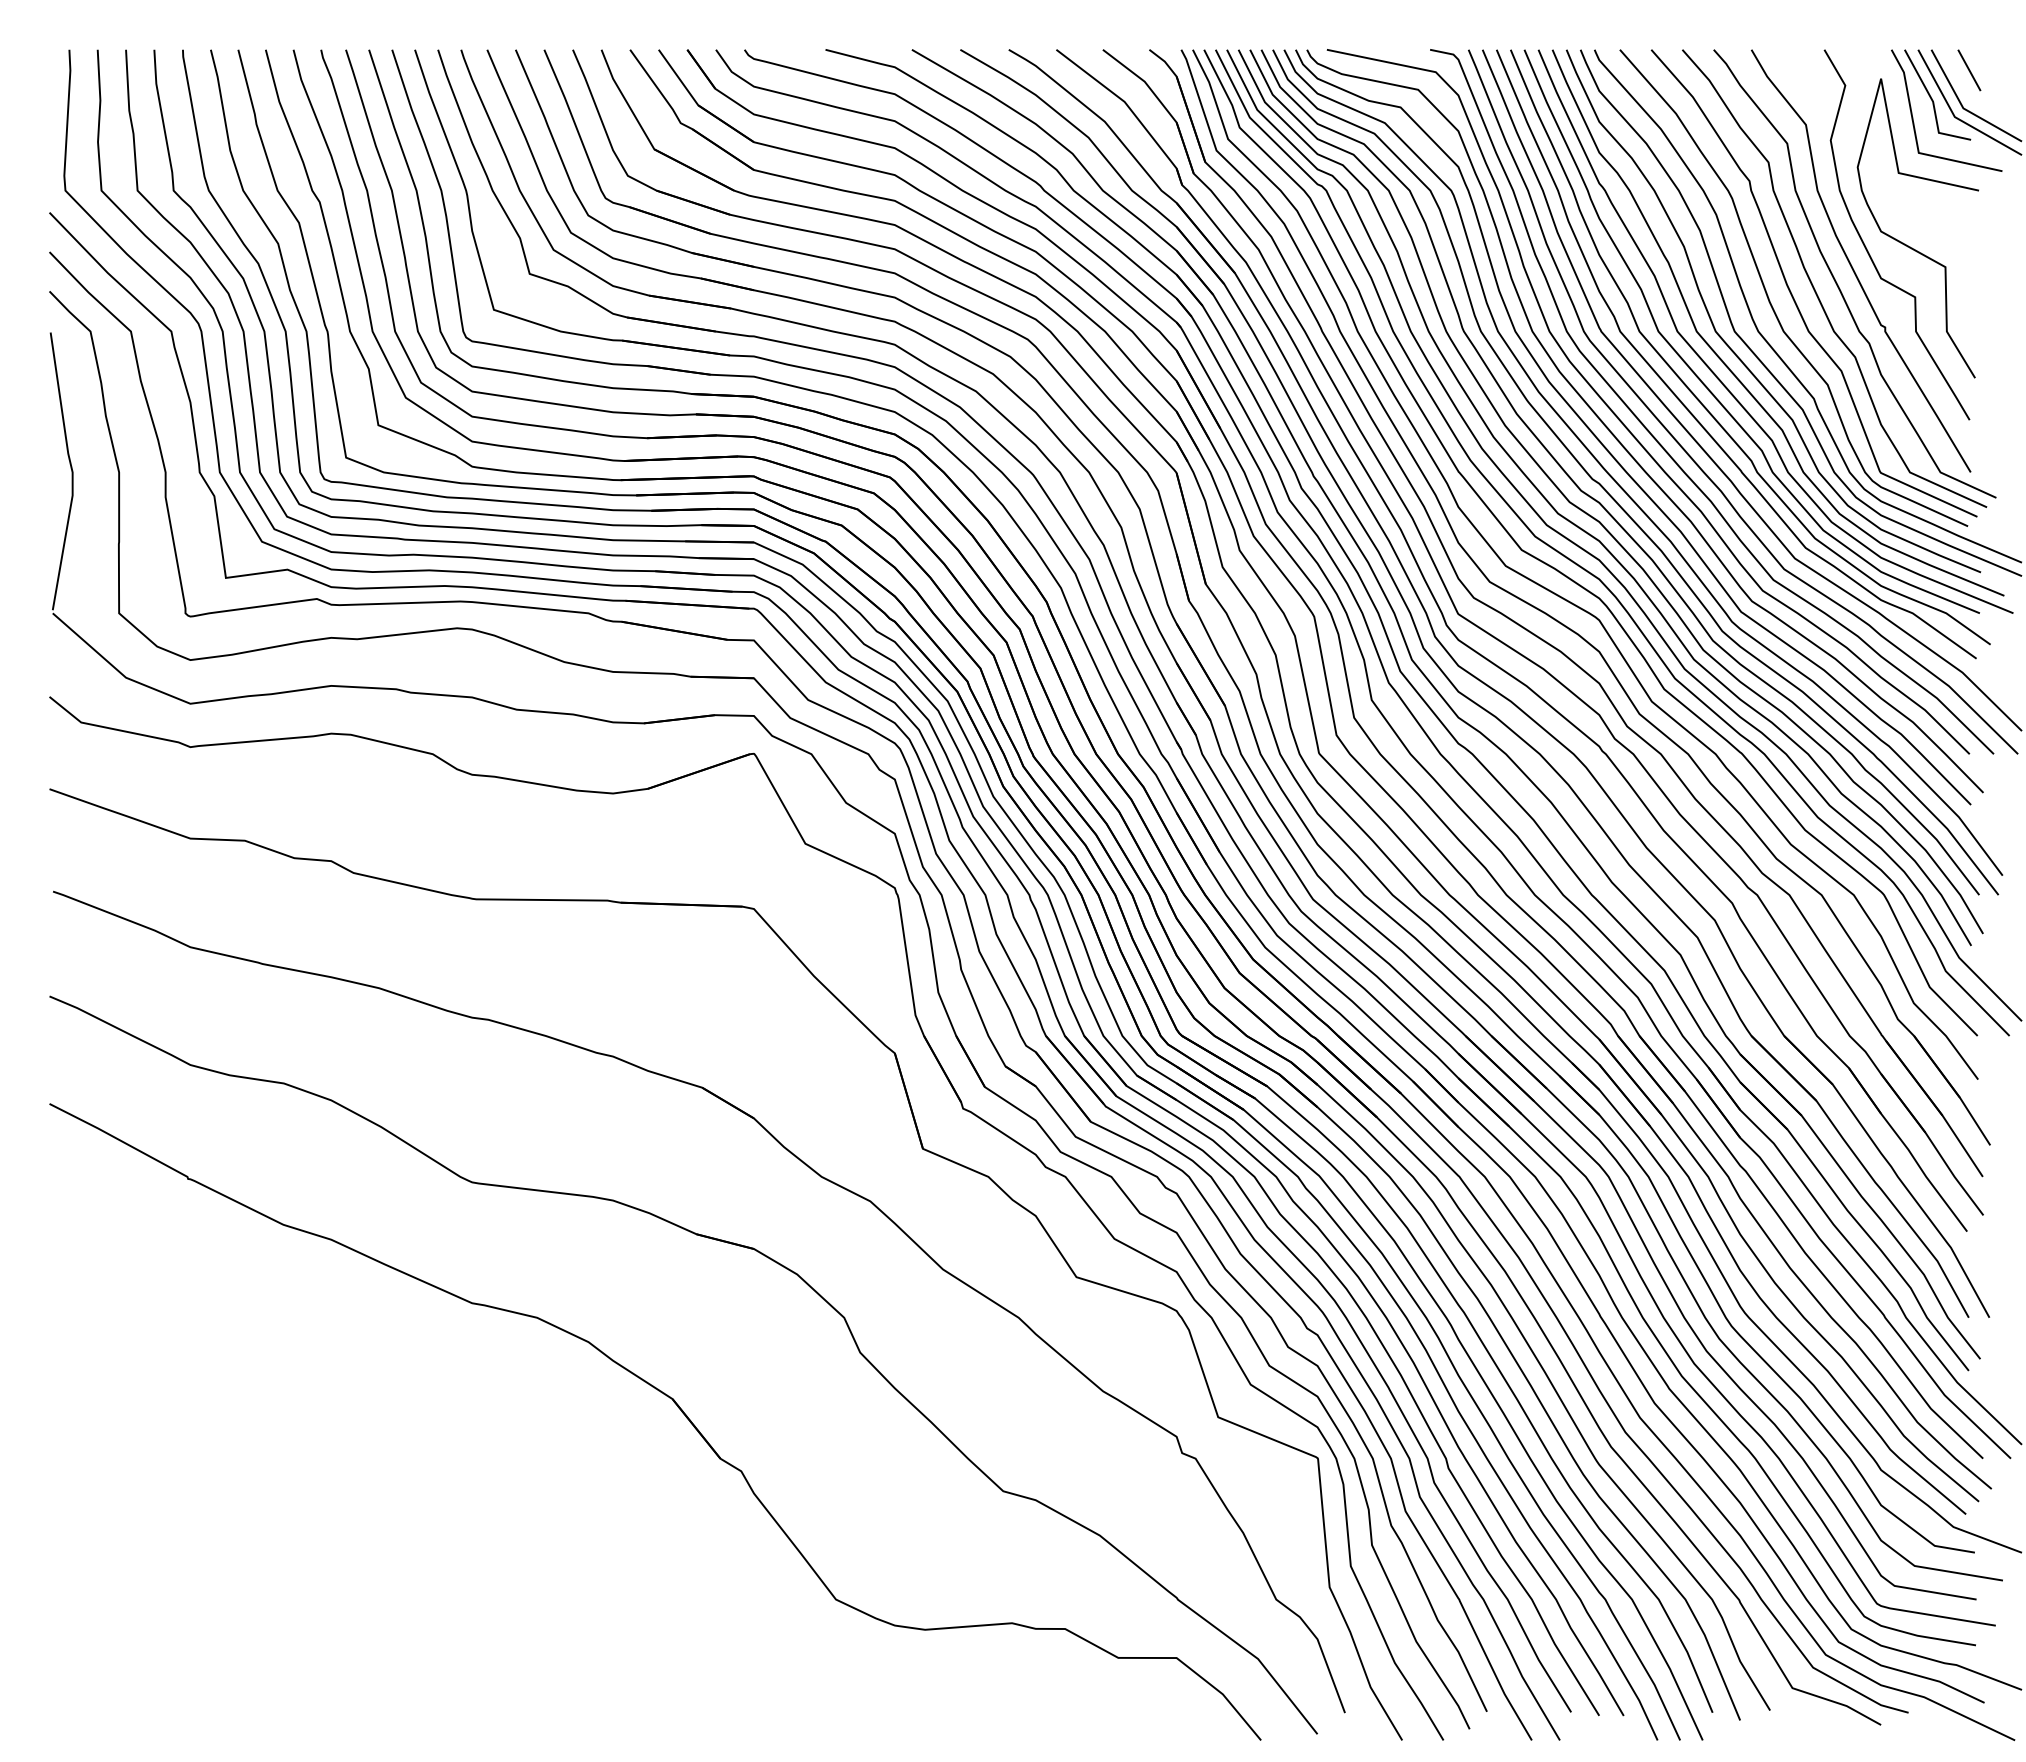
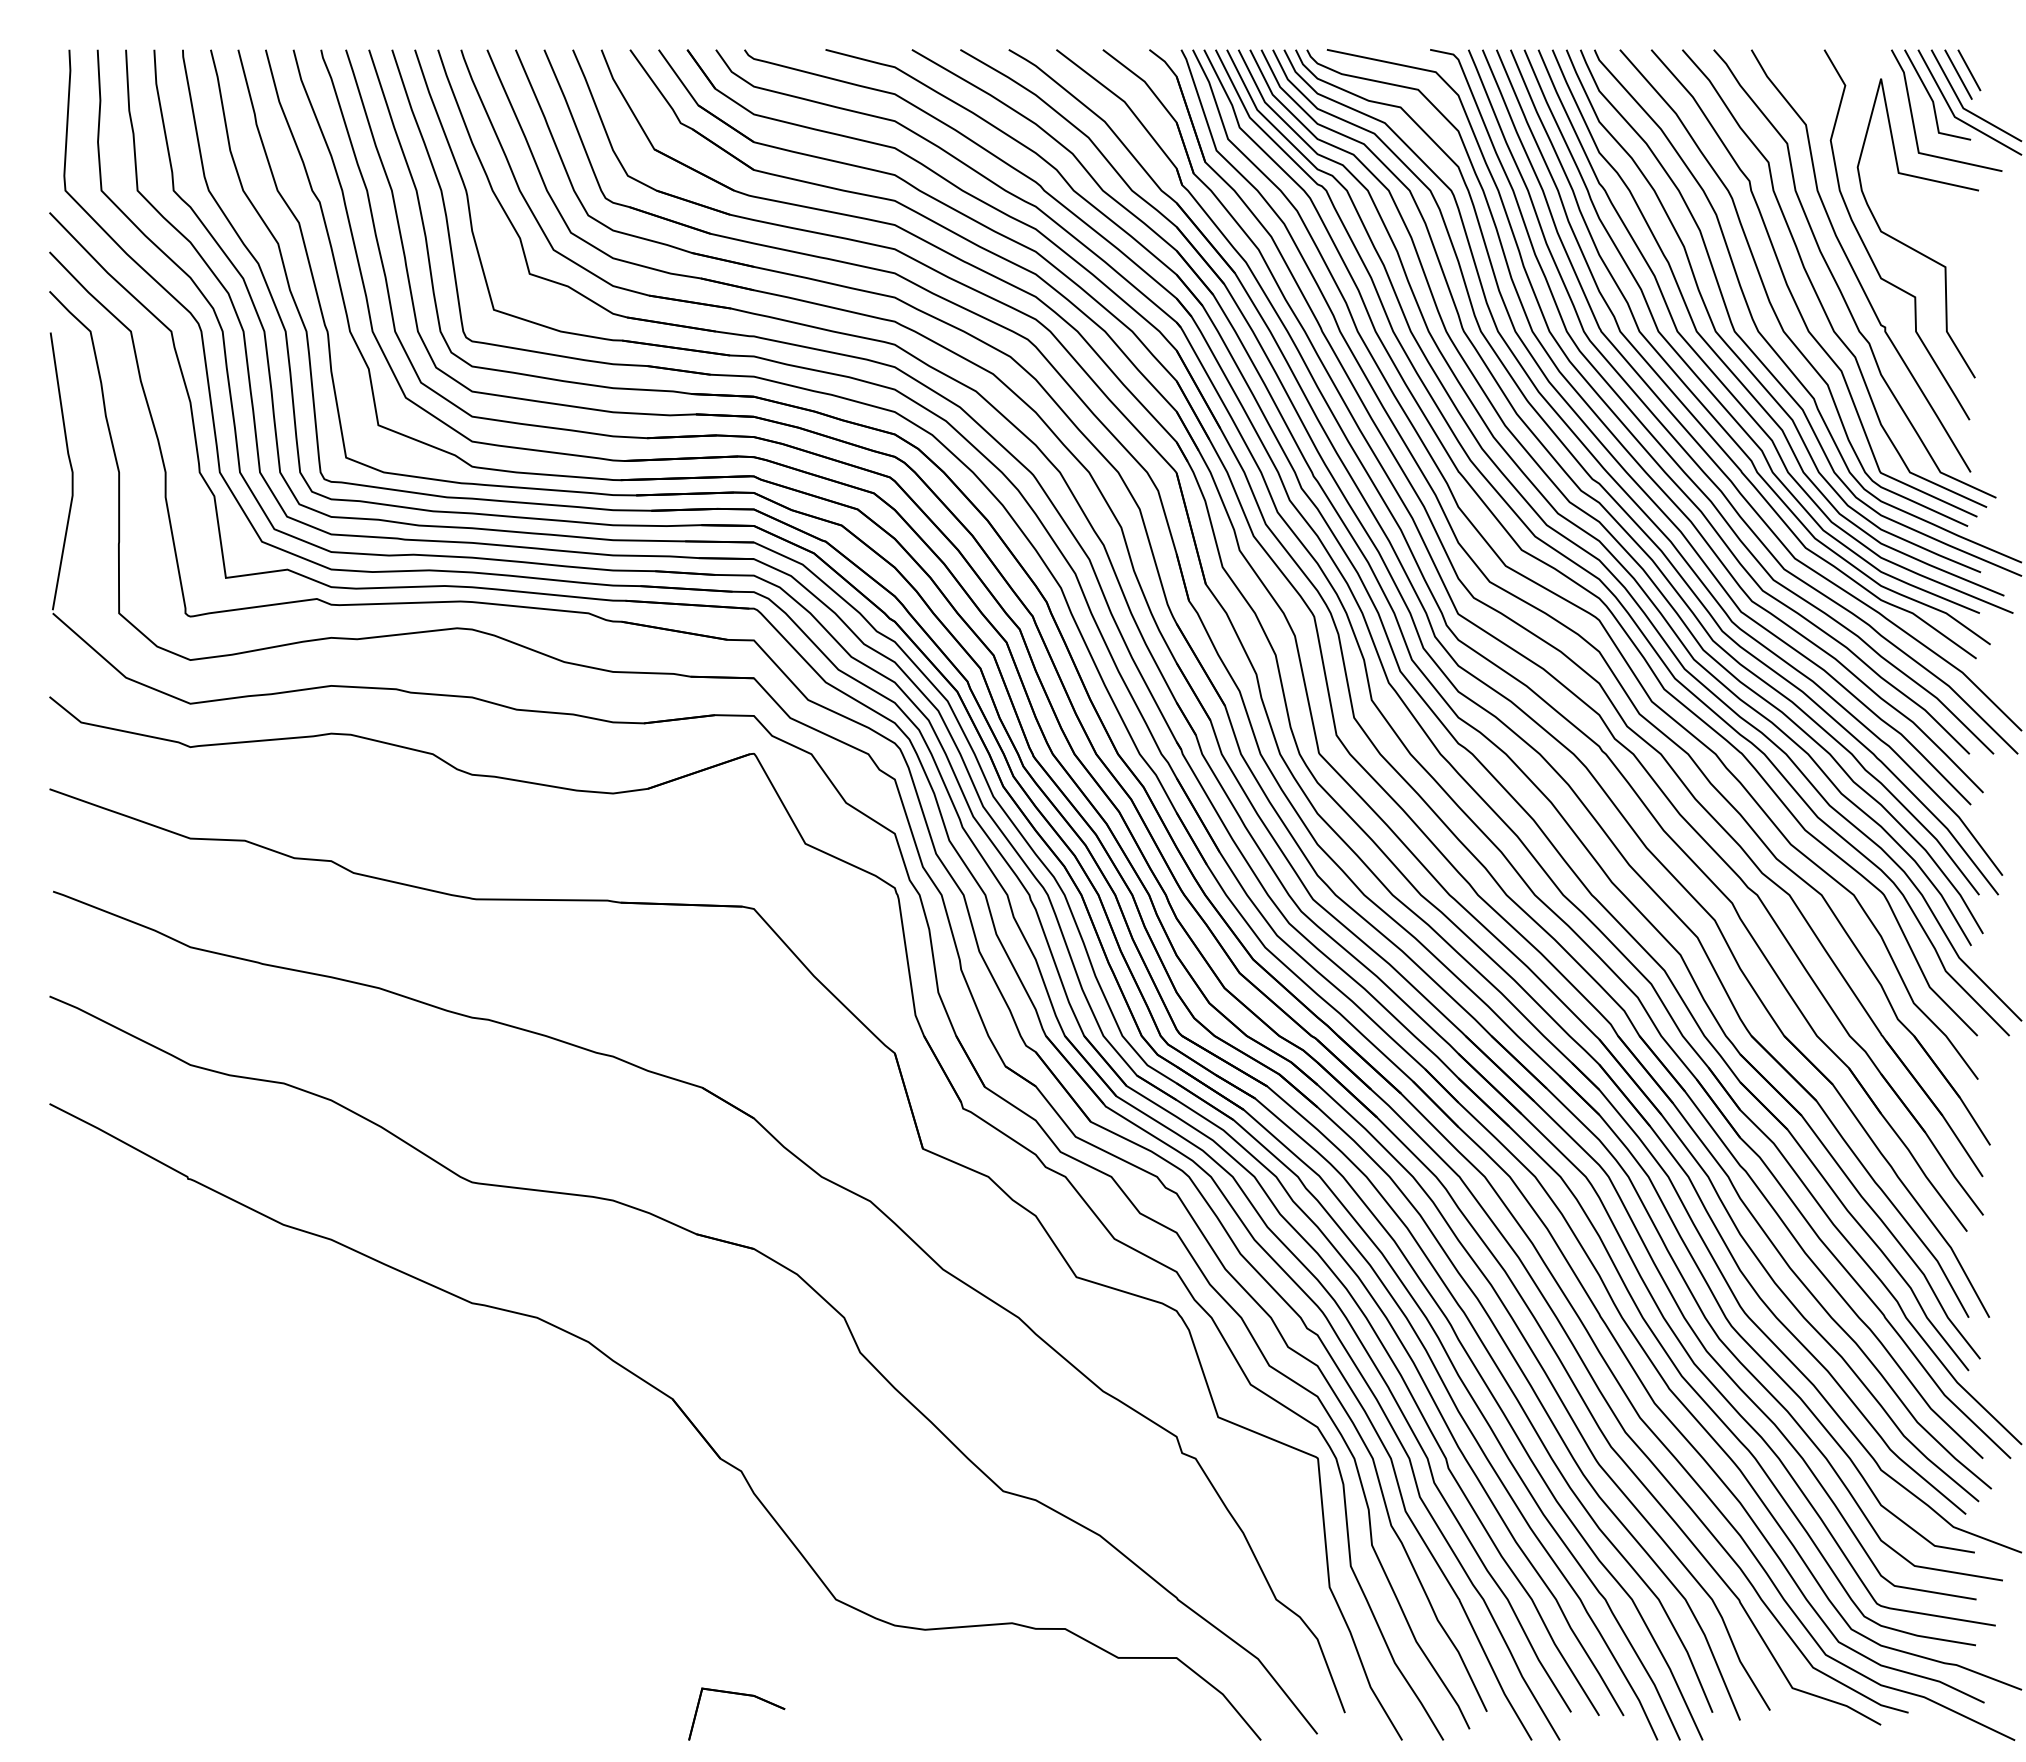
line: none -> present (1958, 74)
part: none -> present (741, 1695)
